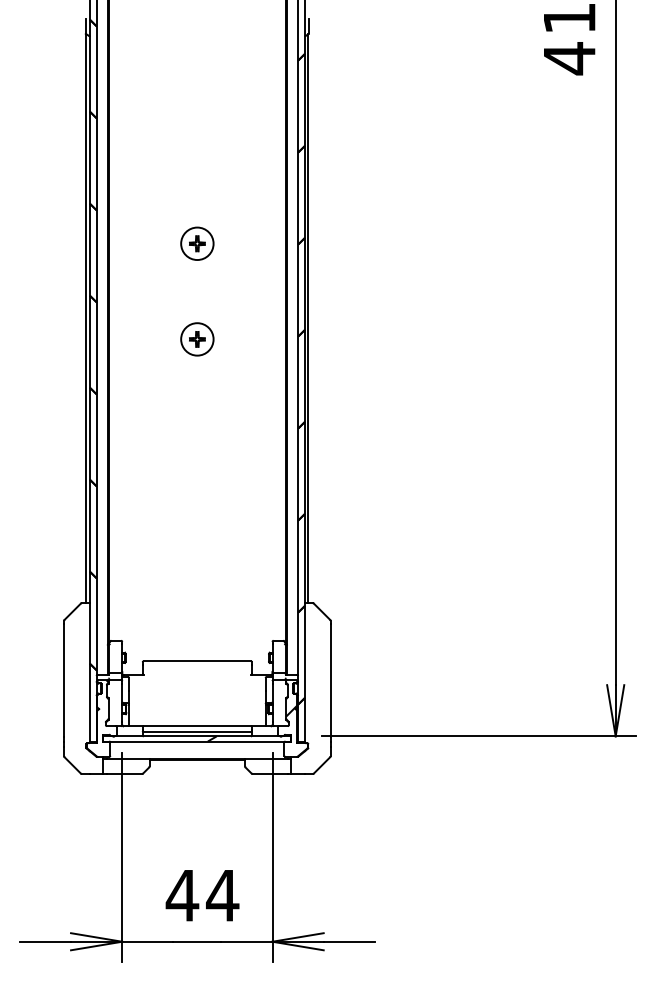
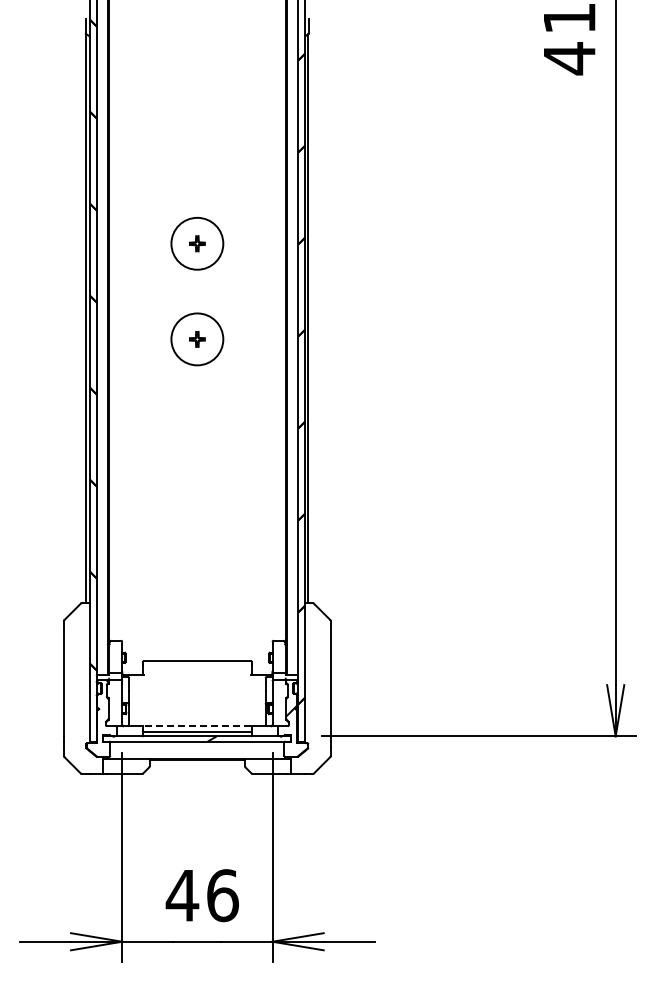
circle diameter: 32 px -> 52 px (197, 243)
circle diameter: 32 px -> 52 px (197, 339)
line: solid -> dashed (197, 726)
text: 44 -> 46 (222, 895)
